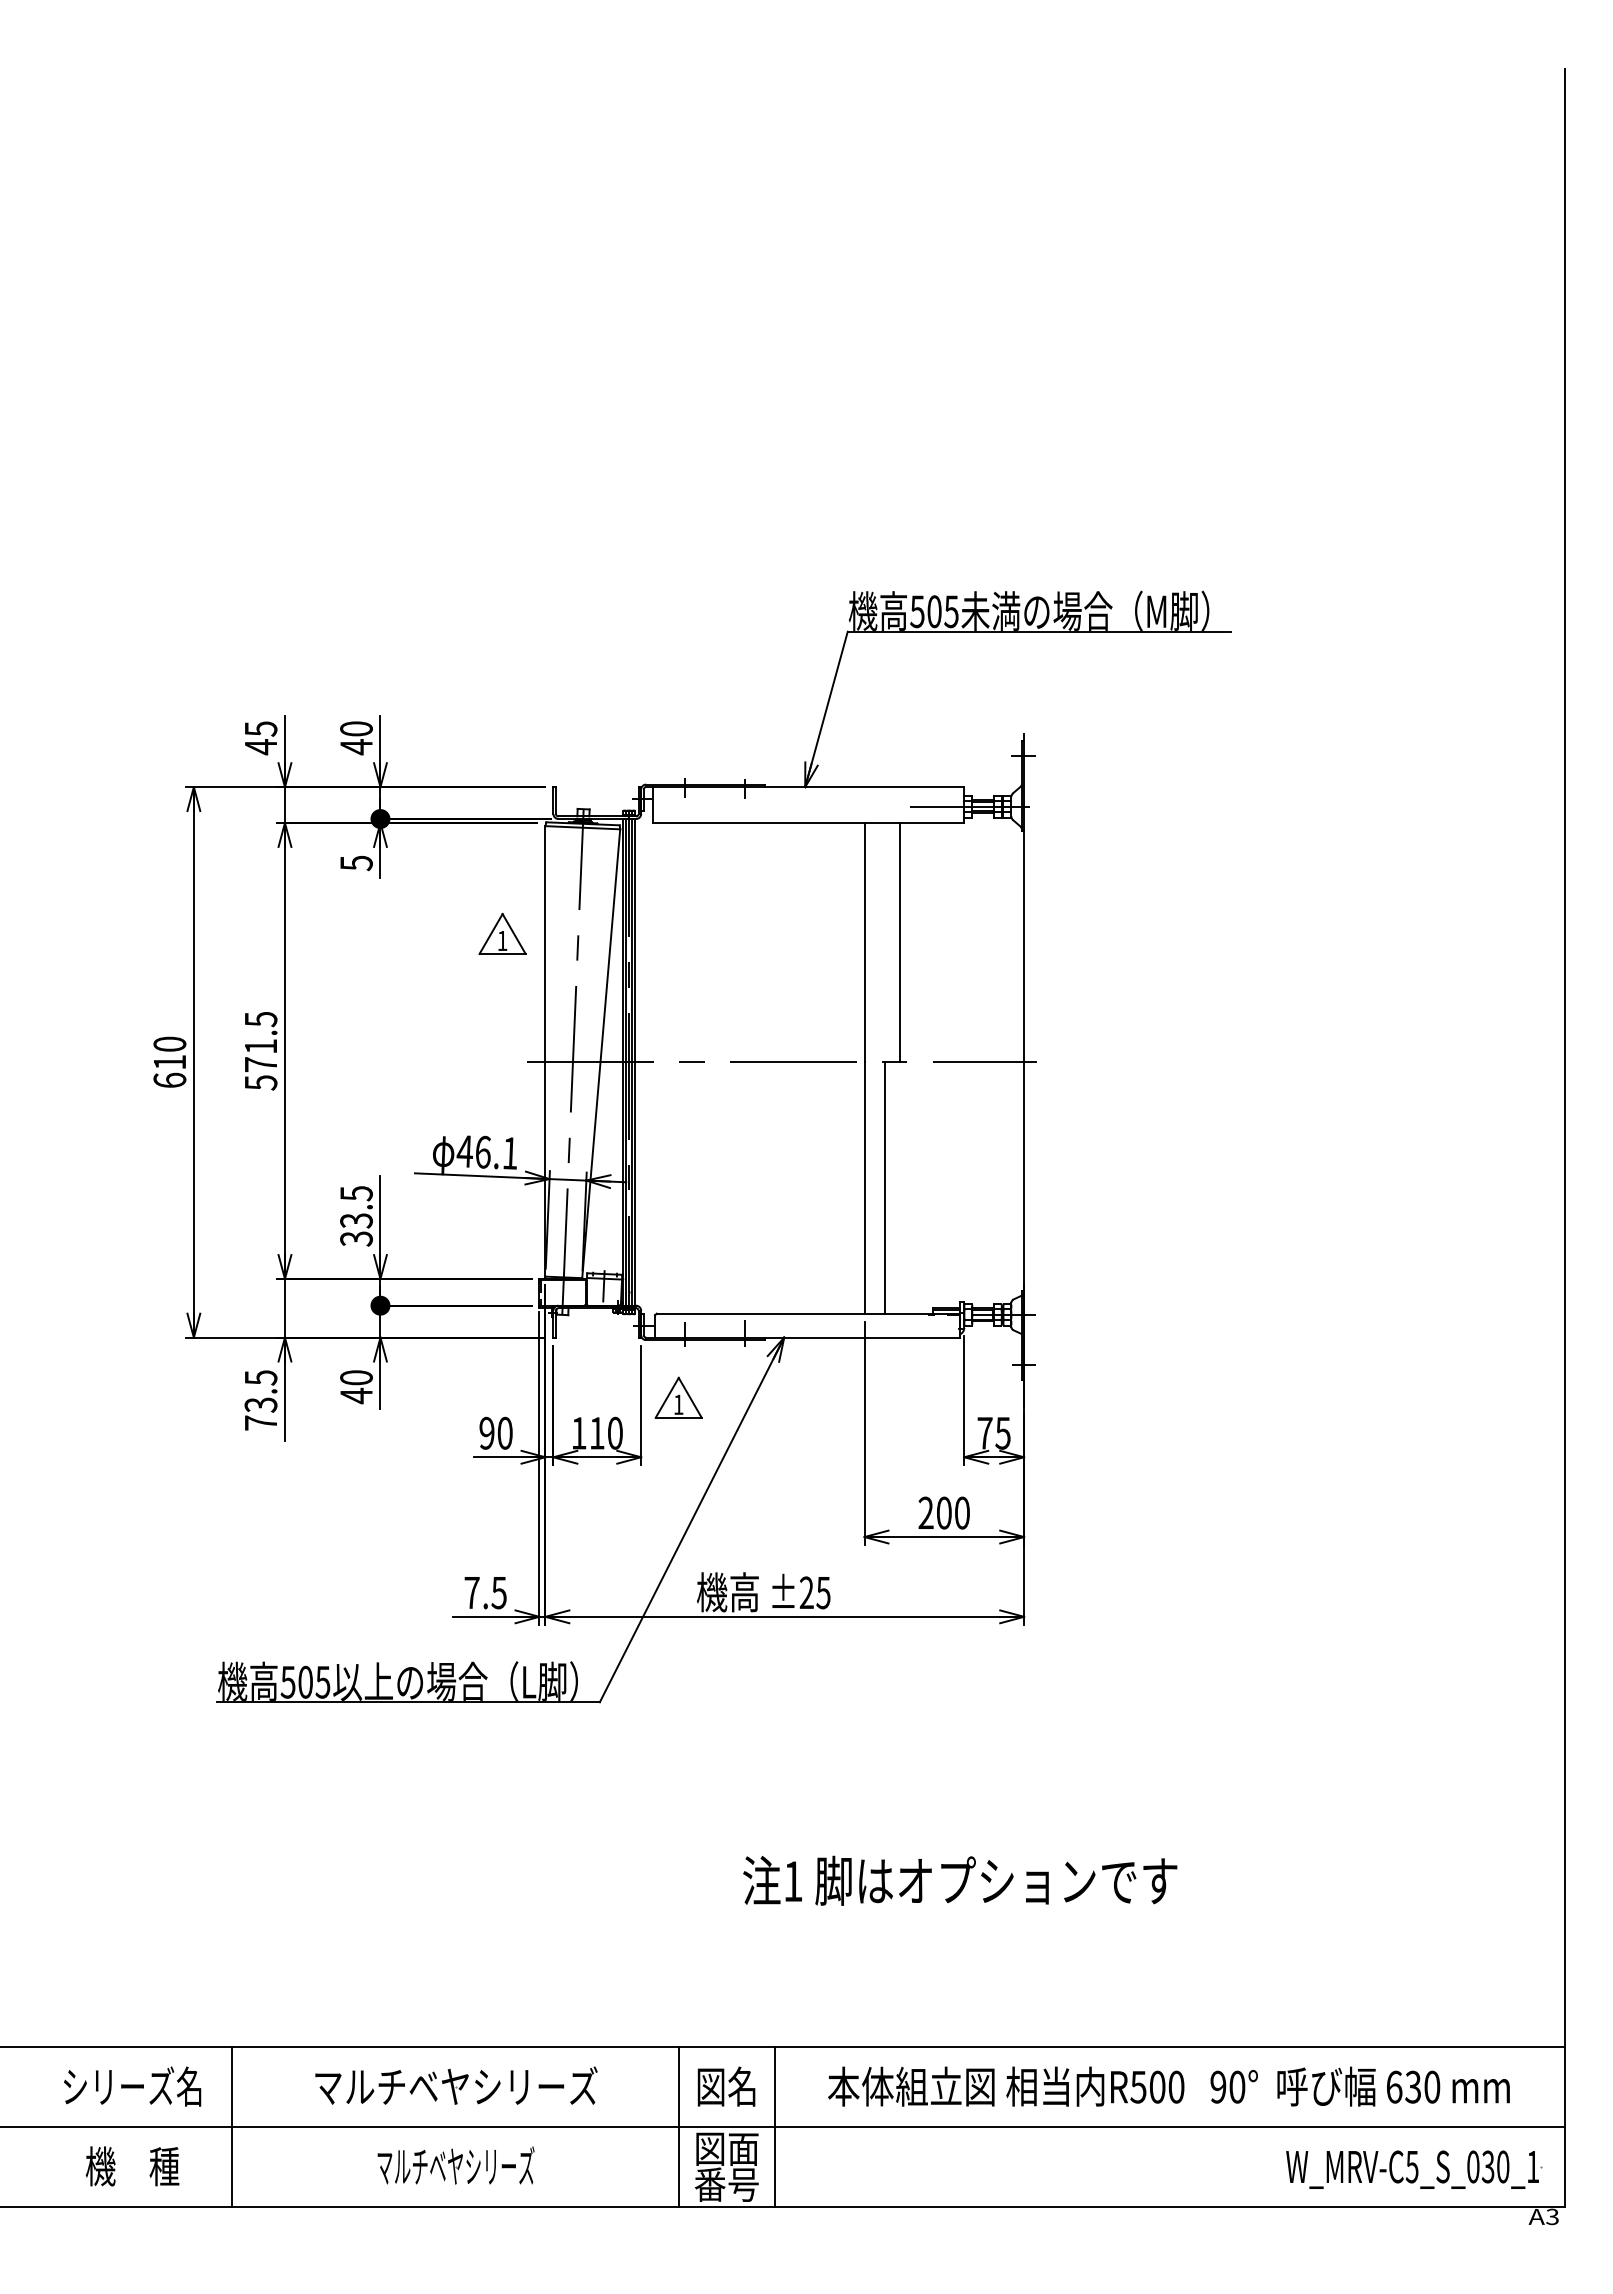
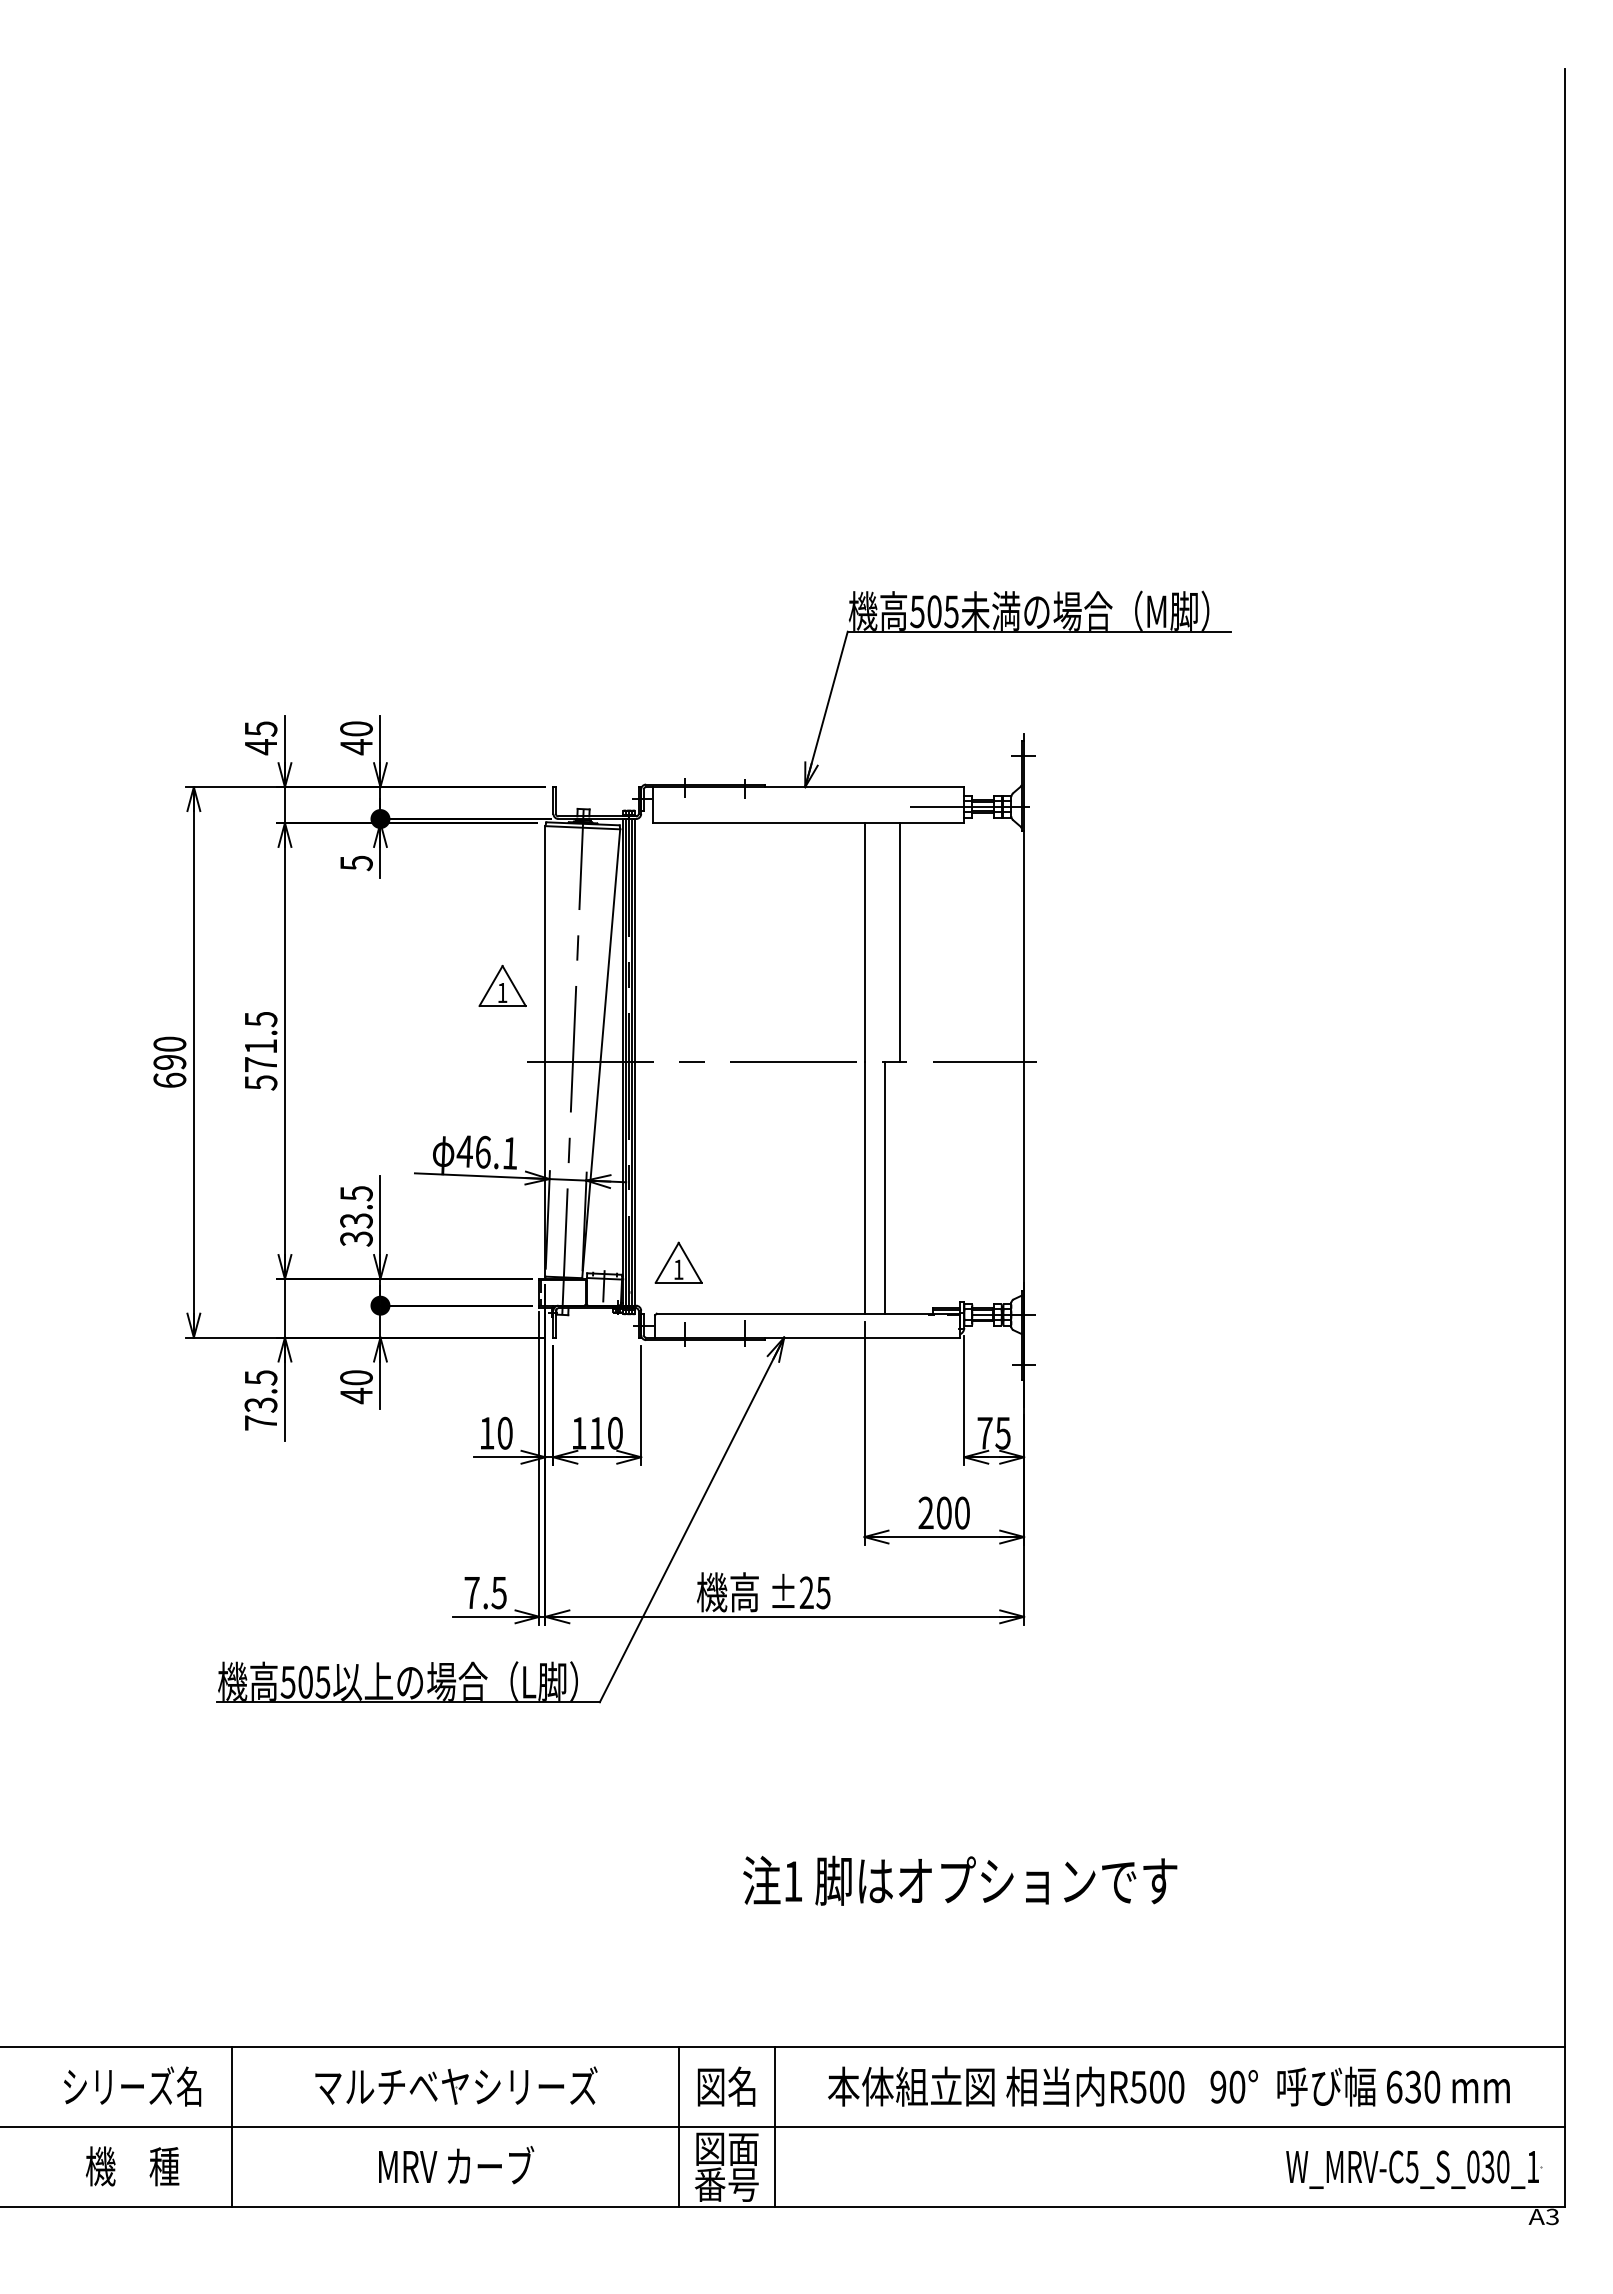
part position: (502, 933) -> (502, 985) (502, 985)
text: 610 -> 690 (169, 1062)
part position: (678, 1397) -> (678, 1262) (678, 1262)
text: 90 -> 10 (486, 1432)
text: マルチベヤシリーズ -> MRV カーブ (455, 2164)
